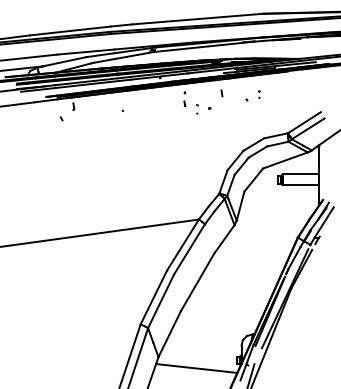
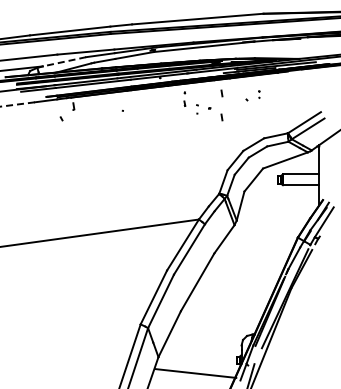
line: solid -> dashed (63, 61)
line: solid -> dashed (17, 104)
line: none -> present (221, 117)
line position: (196, 368) -> (195, 373) (195, 373)
